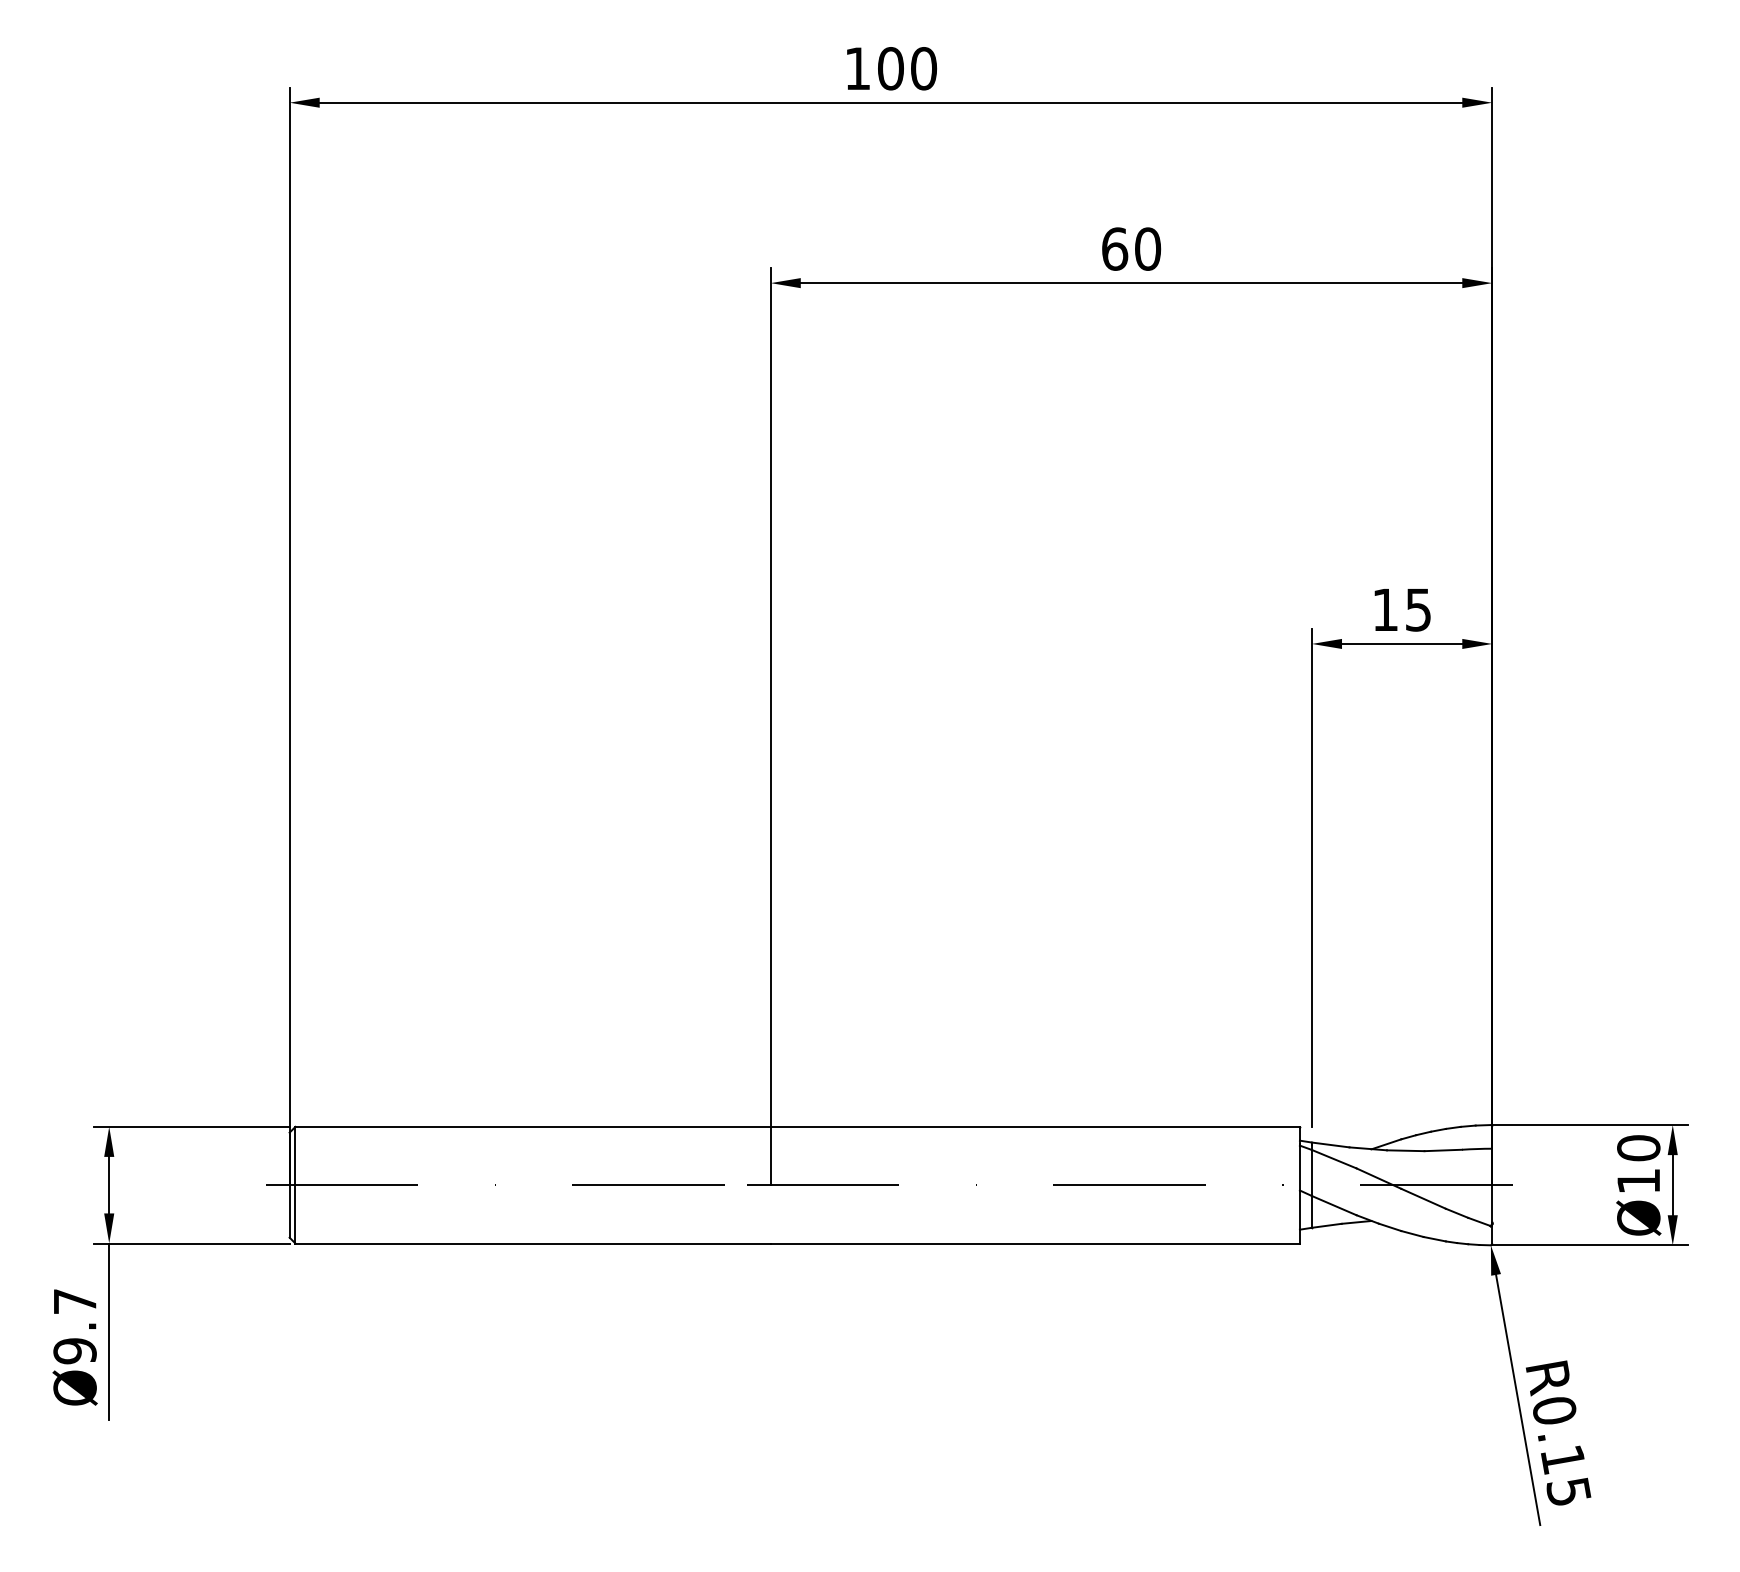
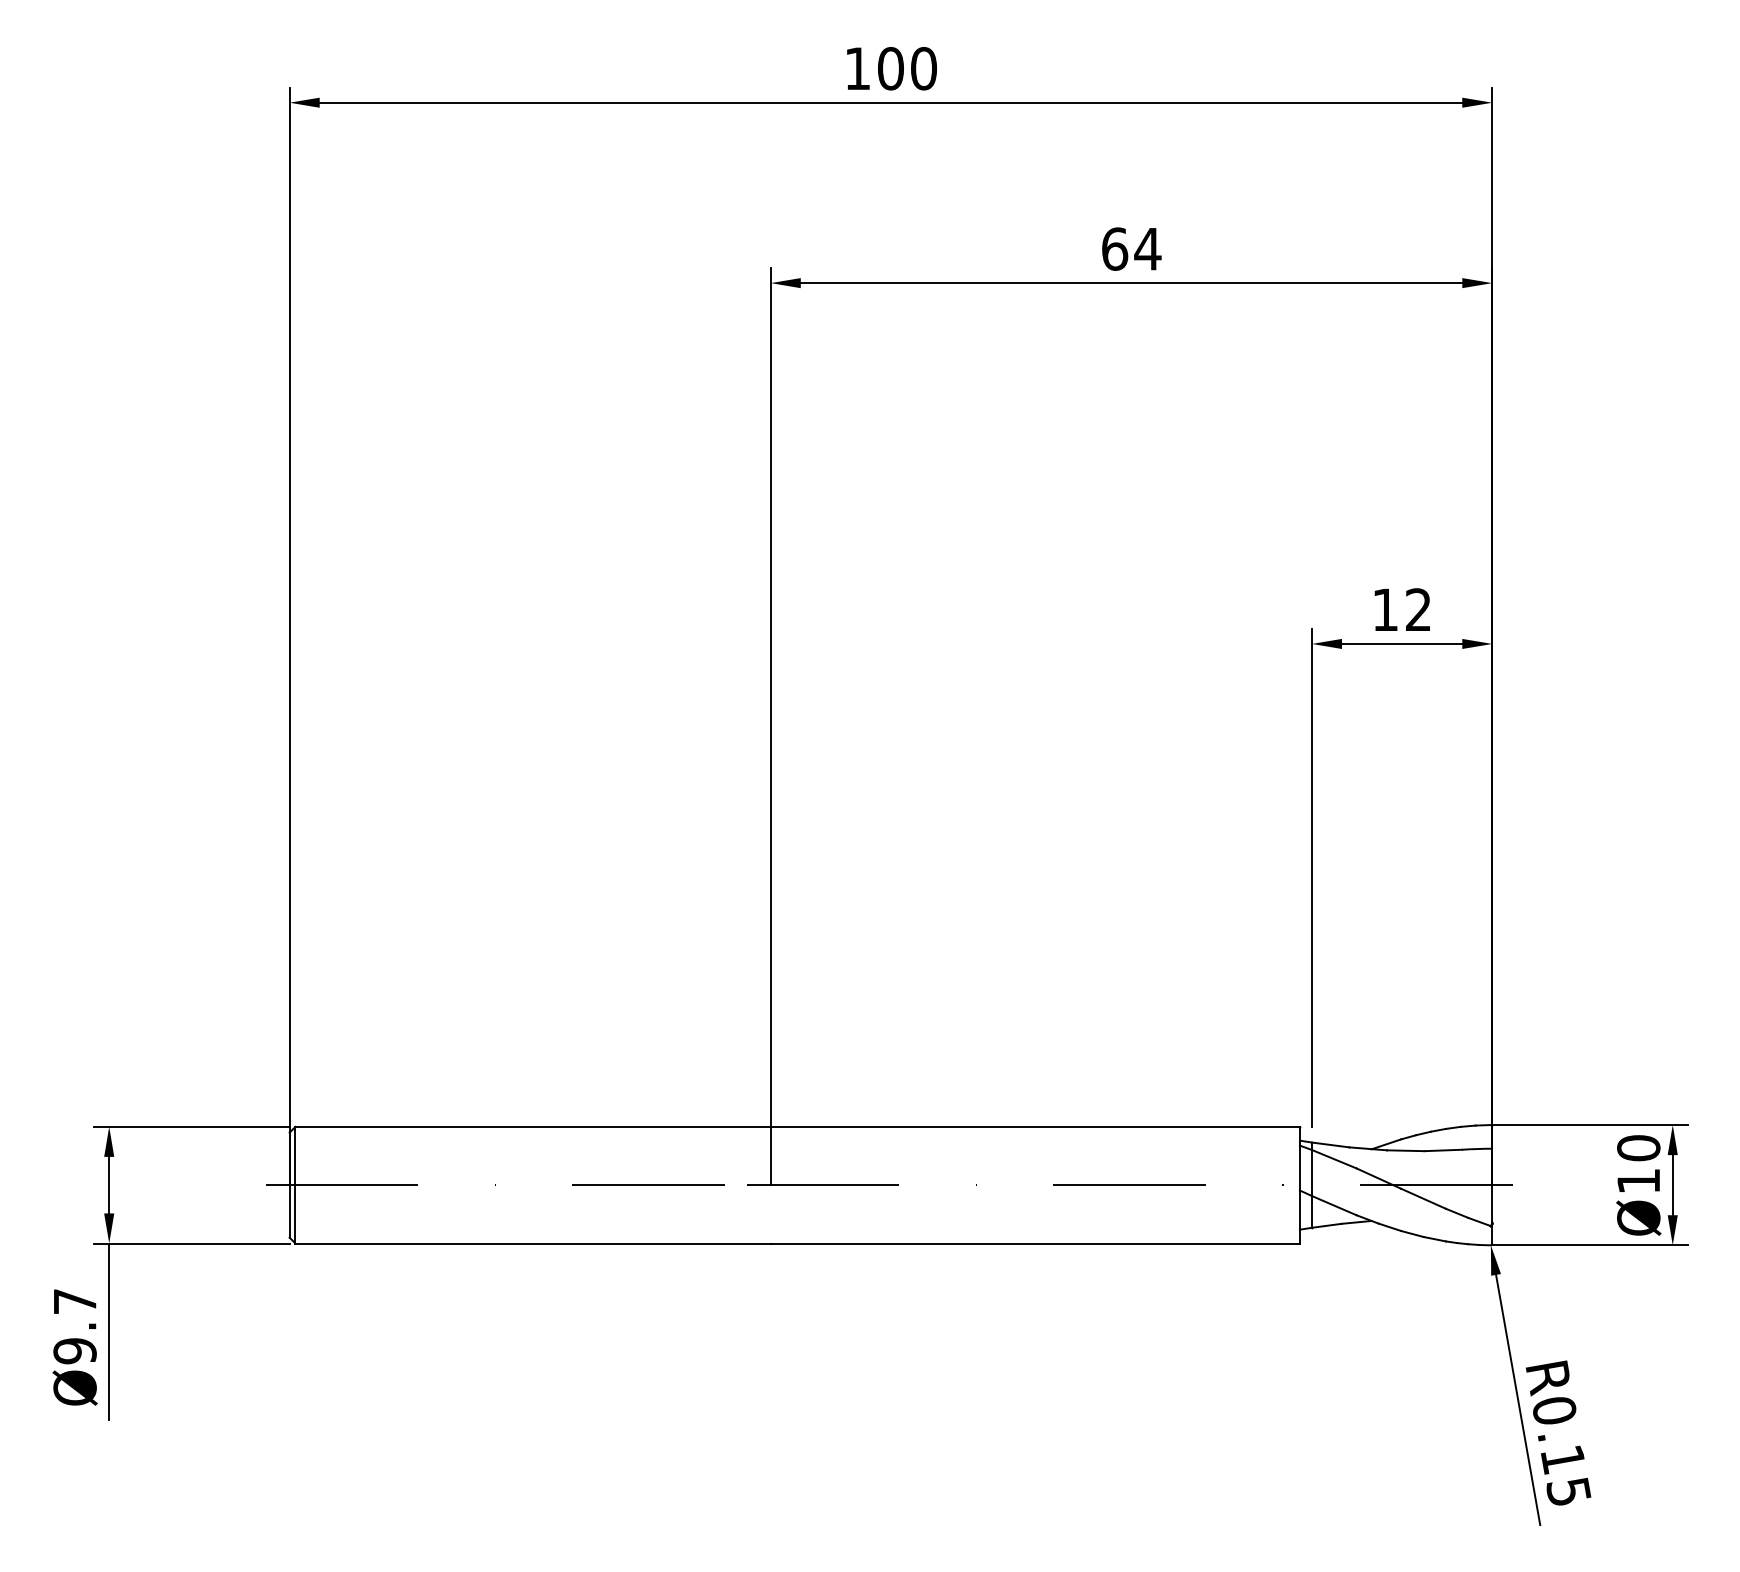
text: 60 -> 64 (1147, 248)
text: 15 -> 12 (1418, 609)
